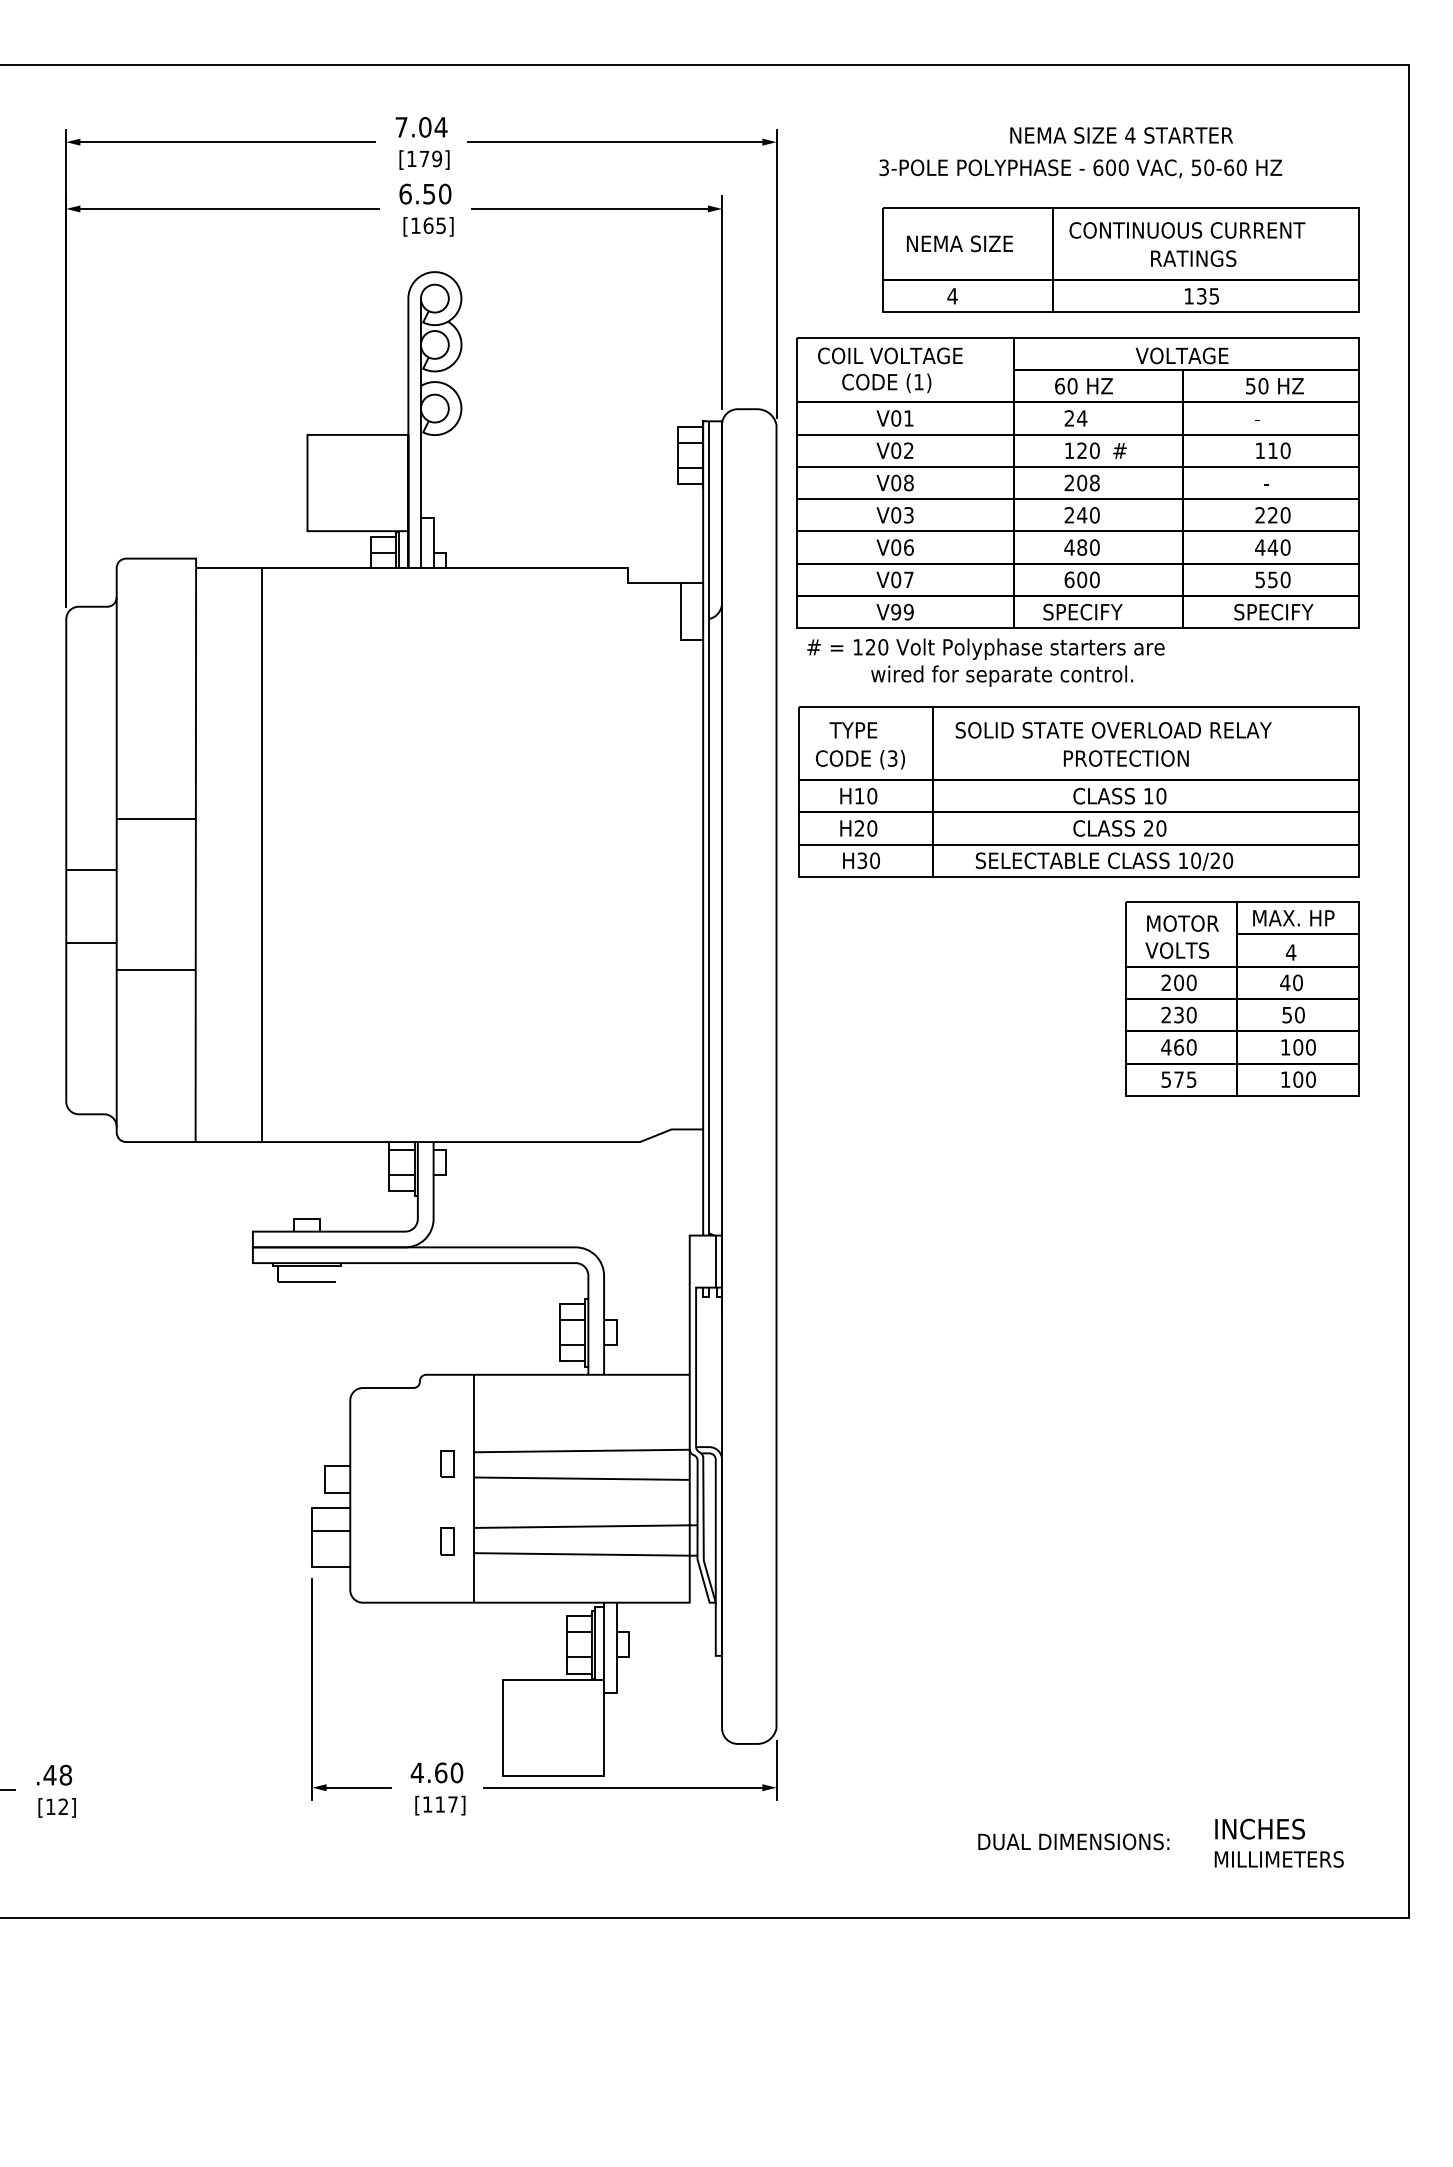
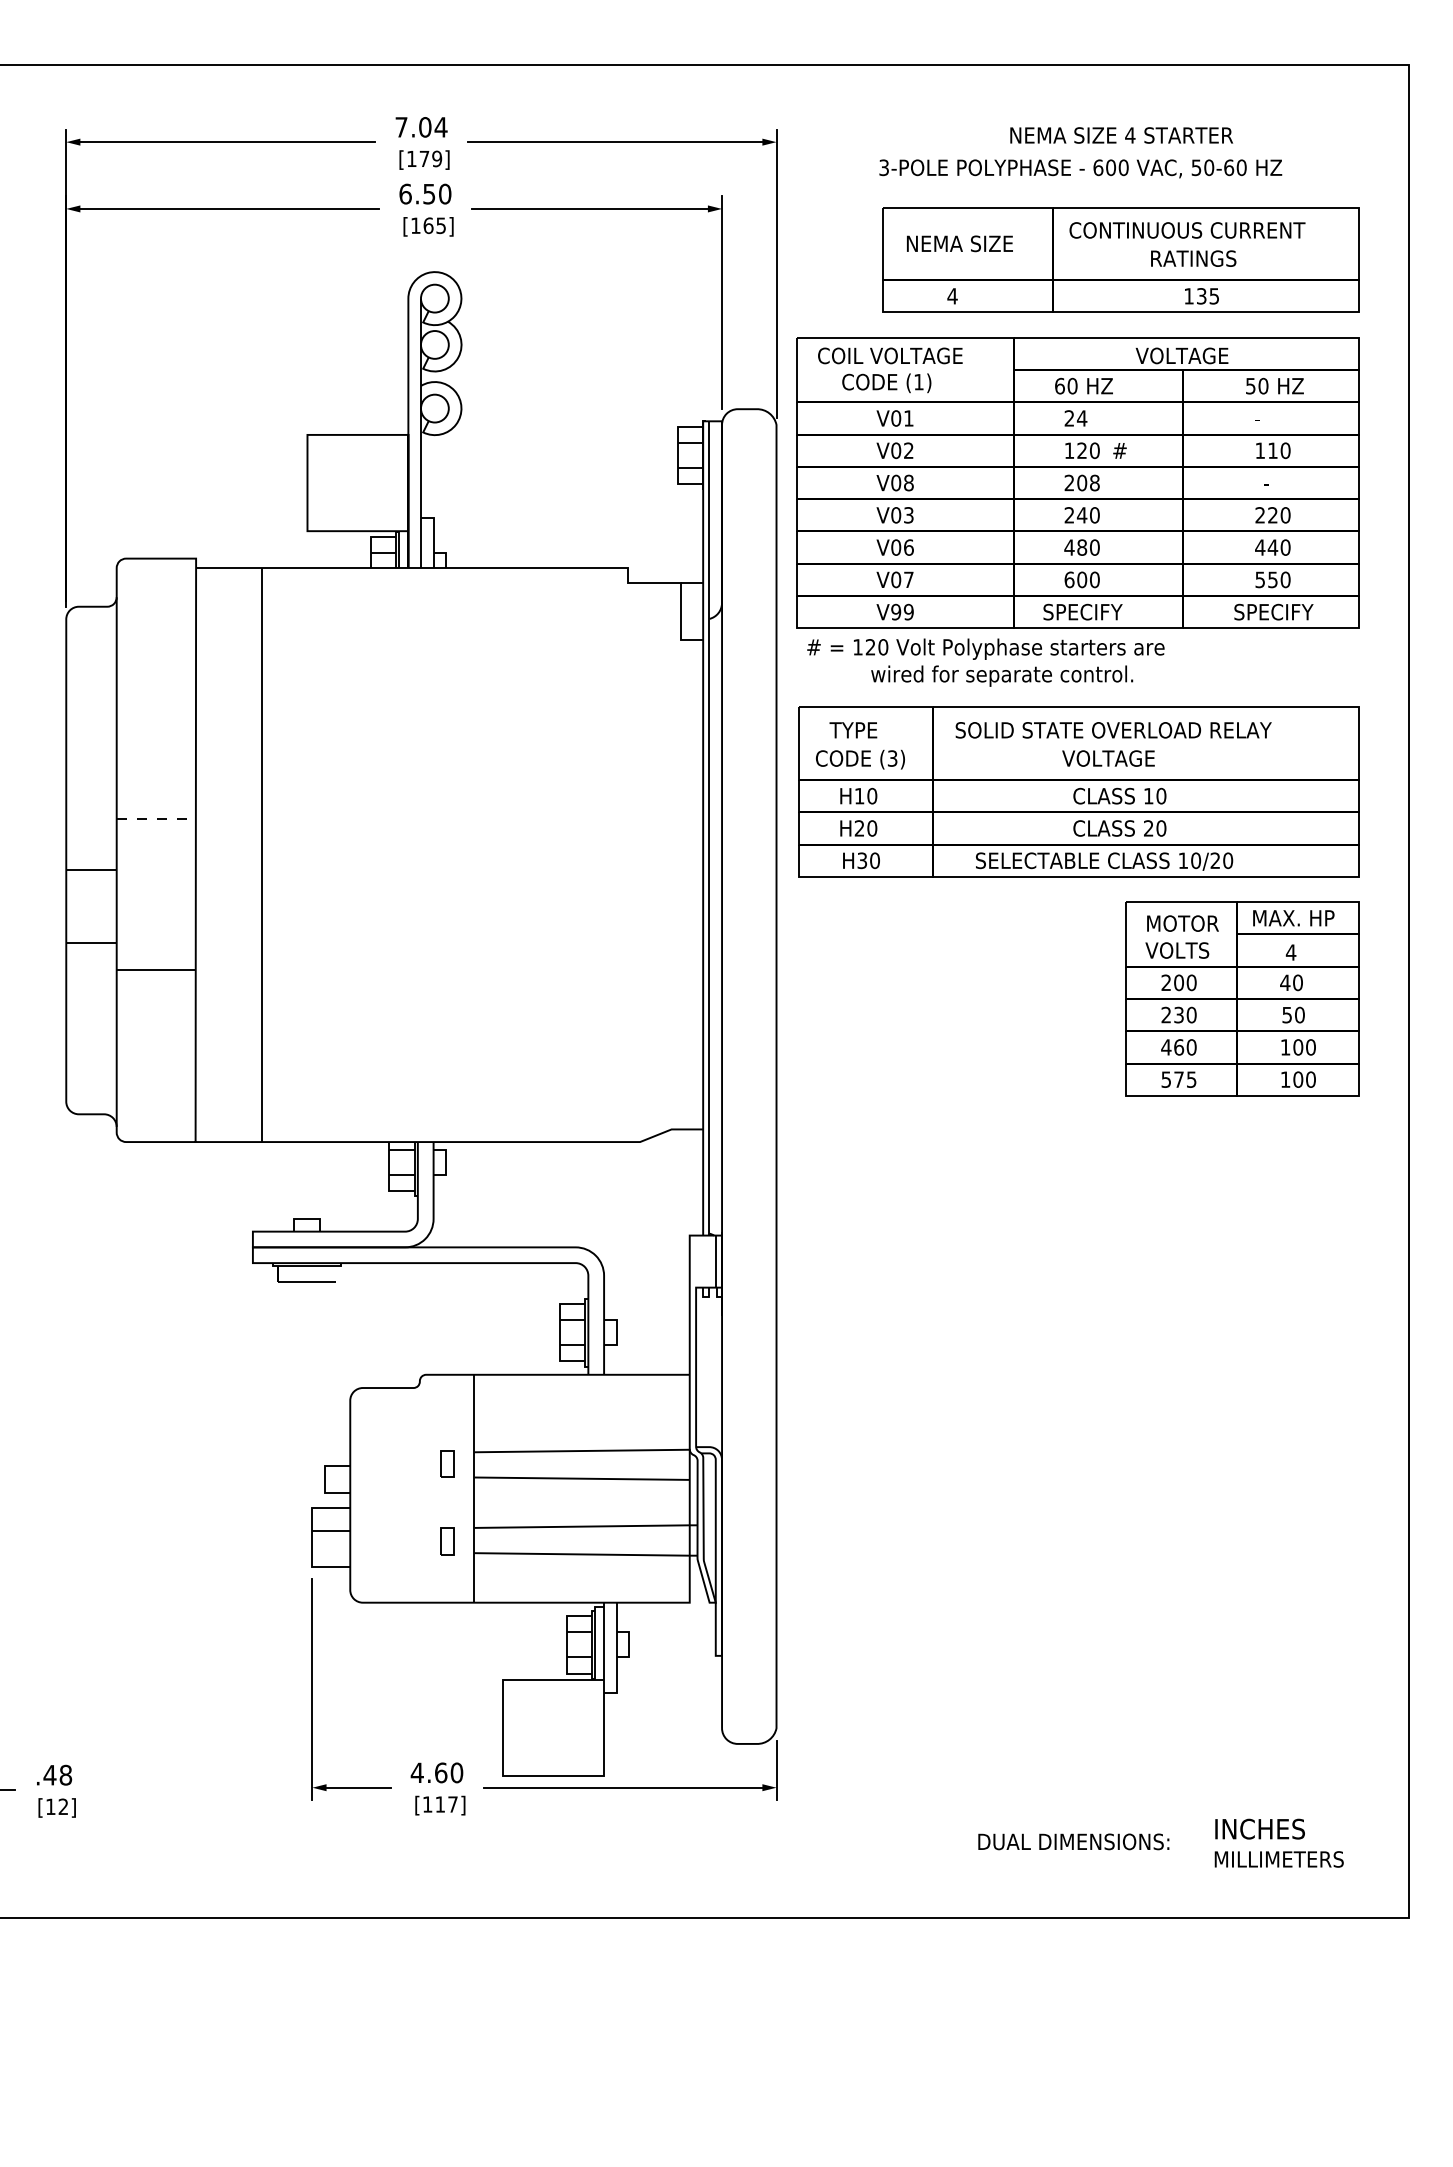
text: PROTECTION -> VOLTAGE (1125, 758)
line: solid -> dashed (156, 819)
